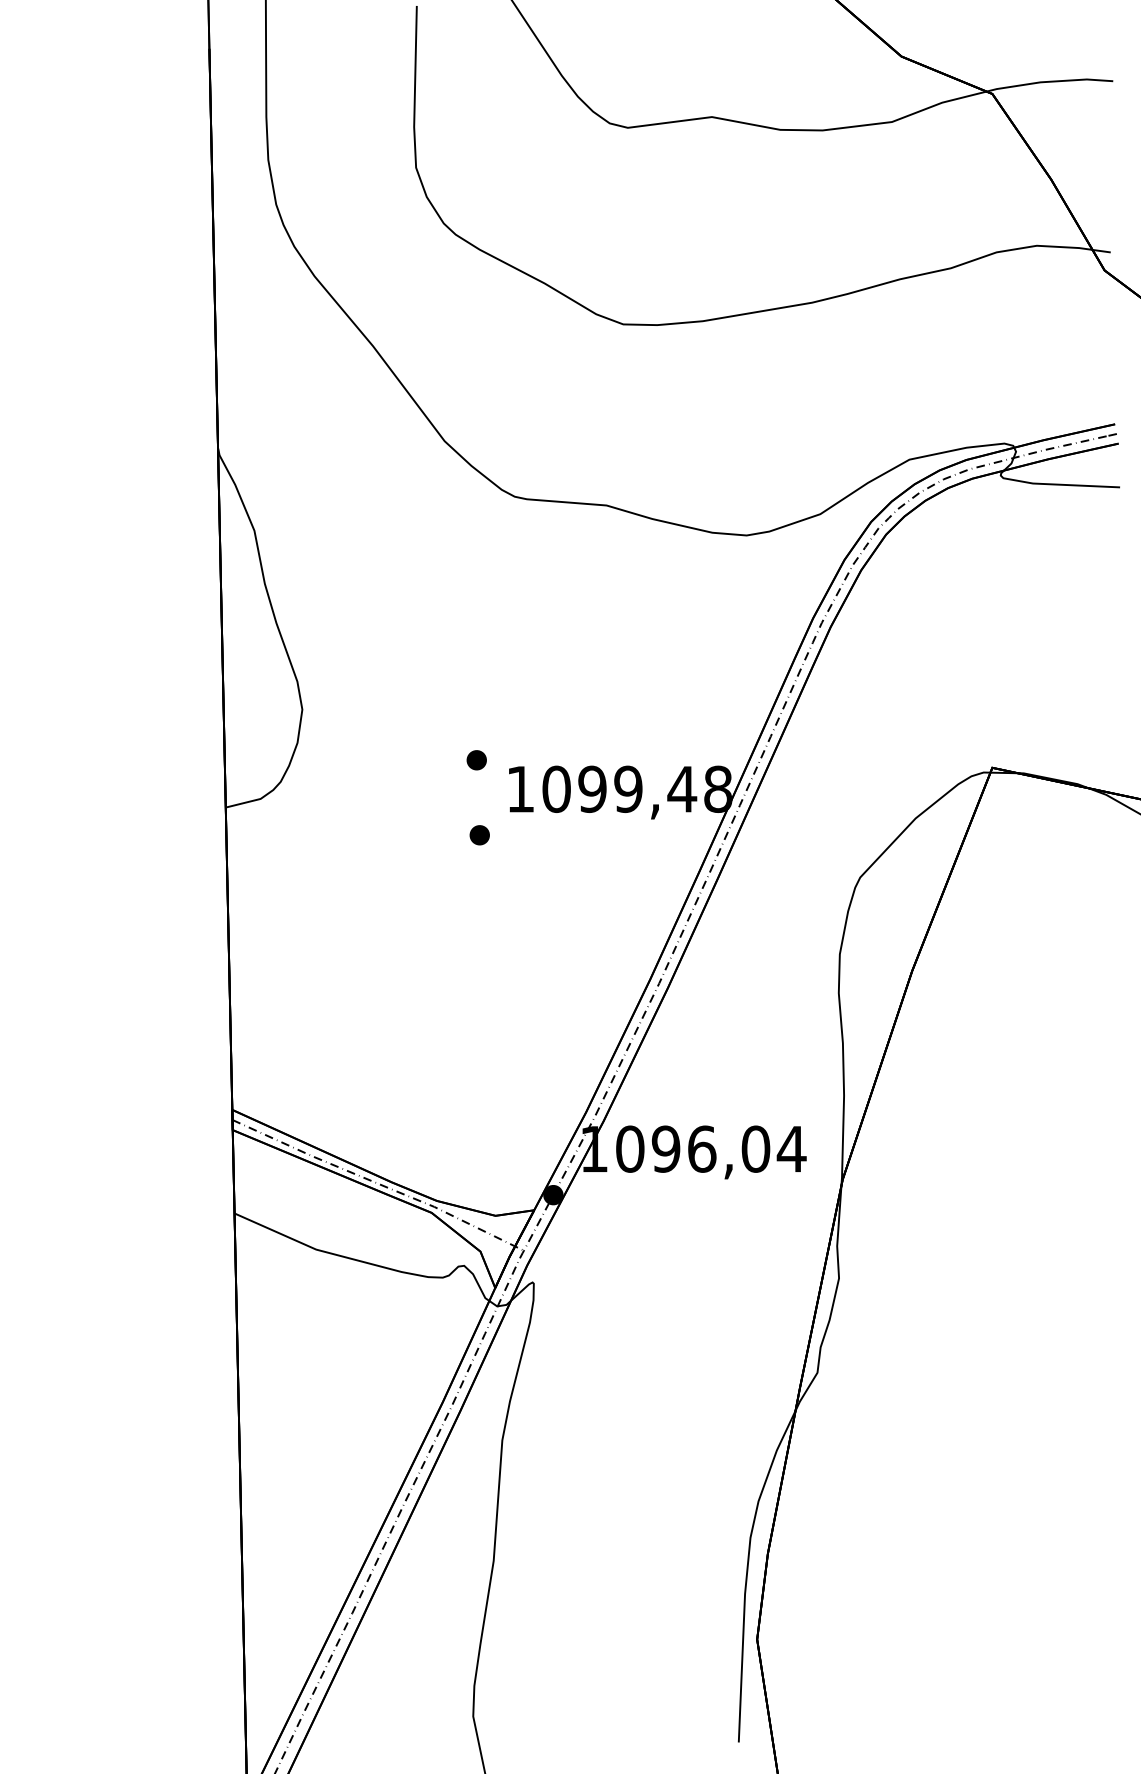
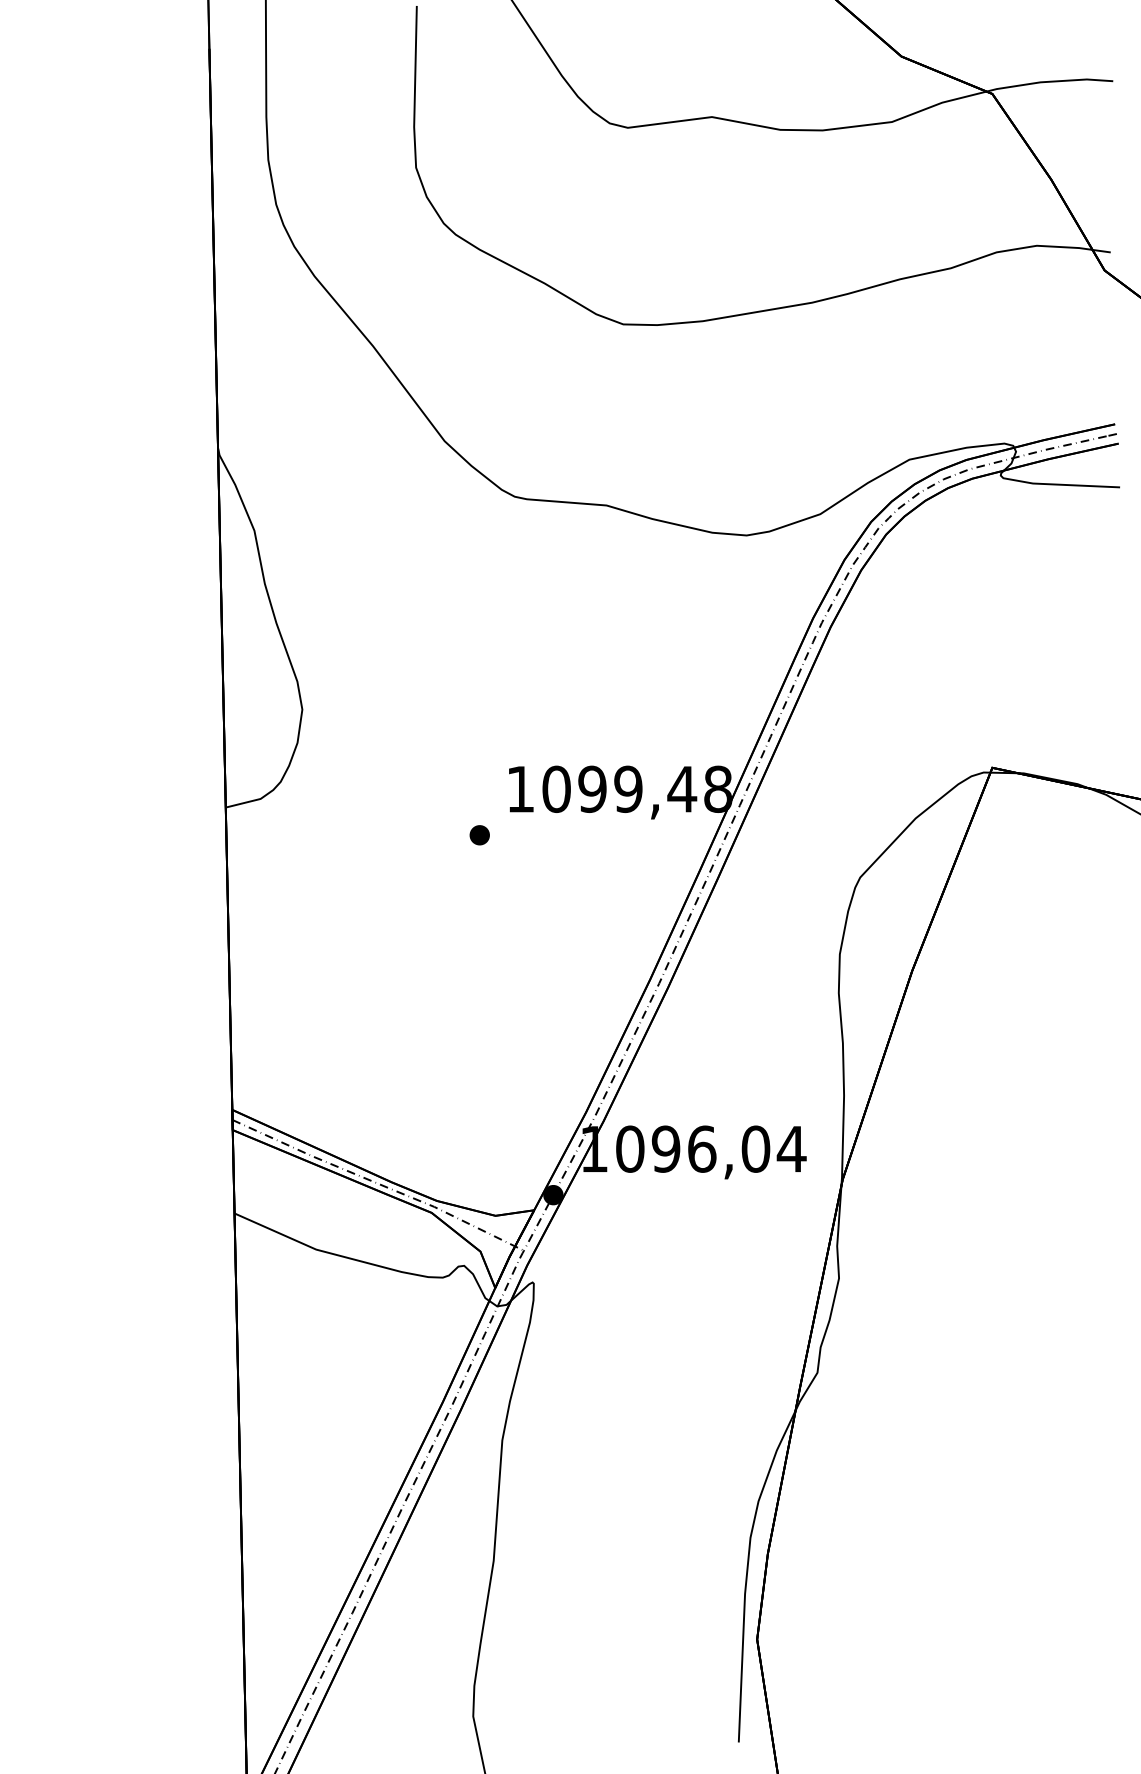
part: present -> none (476, 760)
